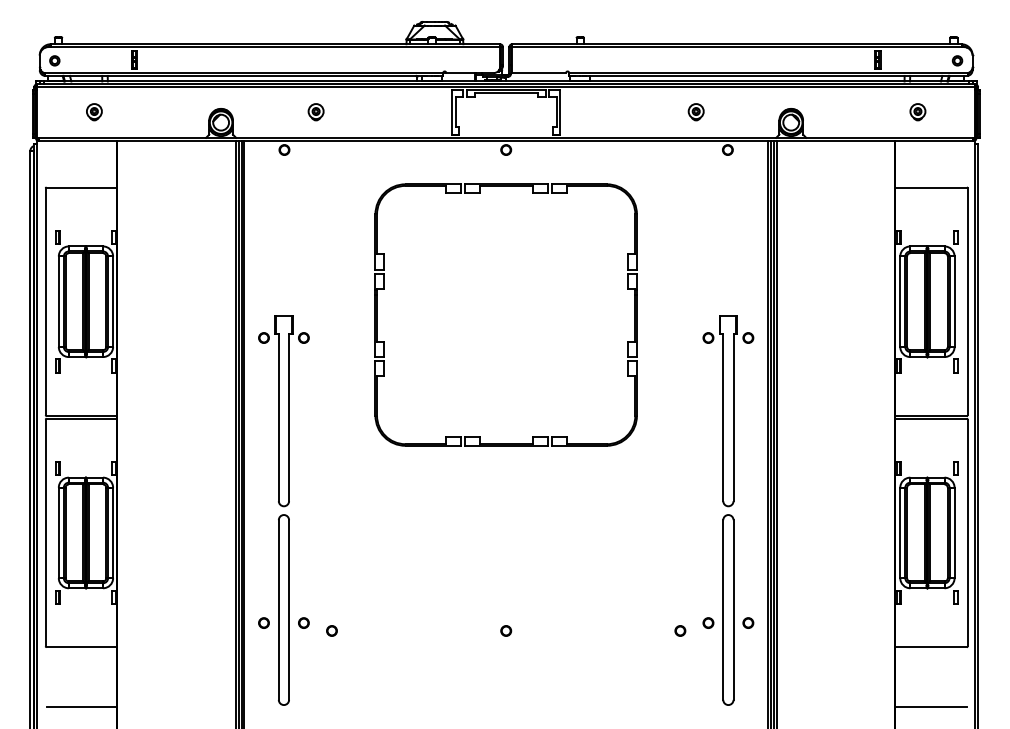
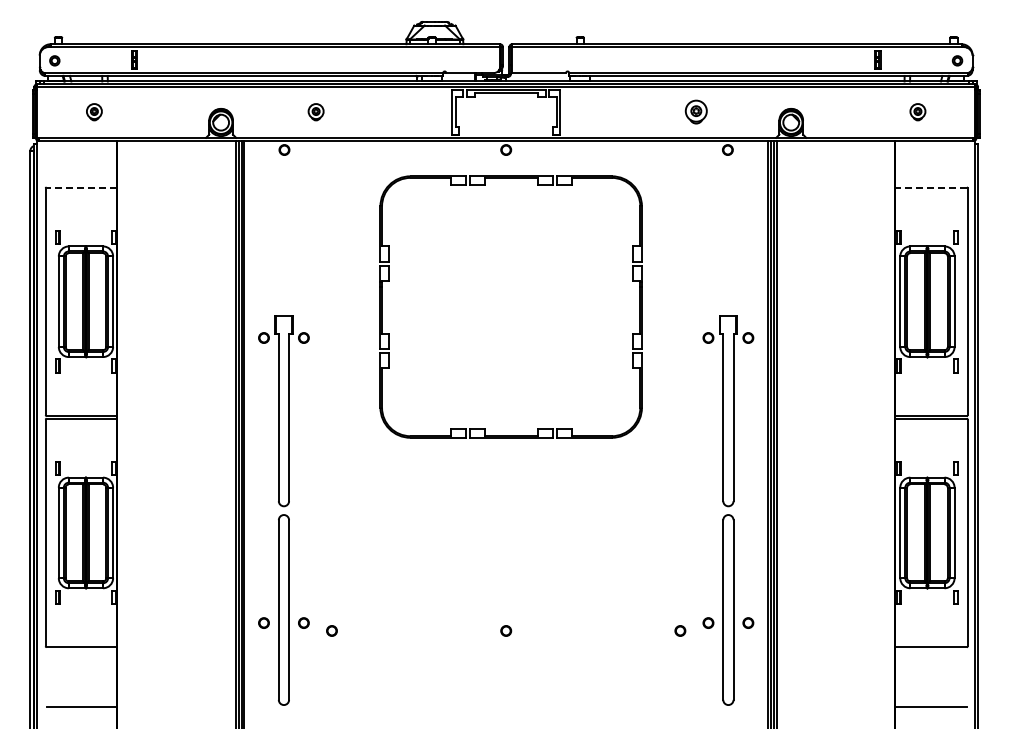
part size: 18x19 px -> 24x26 px (695, 111)
line: solid -> dashed (81, 187)
line: solid -> dashed (930, 187)
part position: (480, 193) -> (485, 185) (485, 185)
